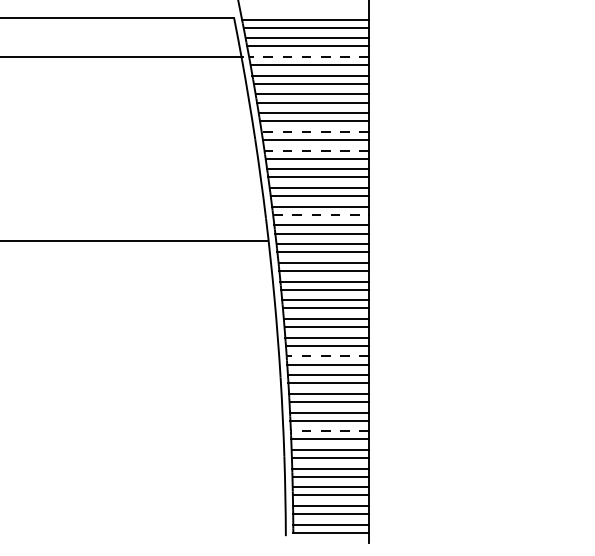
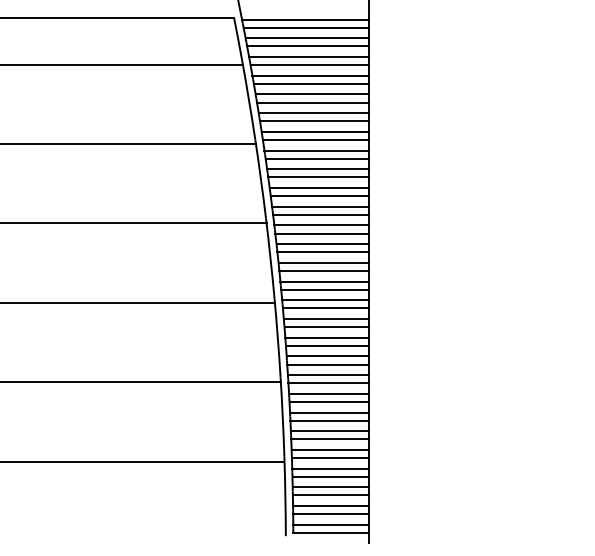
line position: (122, 56) -> (122, 64) (122, 64)
line: dashed -> solid (309, 57)
line: dashed -> solid (315, 131)
line: none -> present (128, 144)
line: dashed -> solid (316, 150)
line: dashed -> solid (321, 214)
line position: (134, 241) -> (134, 223) (134, 223)
line: none -> present (138, 302)
line: dashed -> solid (327, 356)
line: none -> present (141, 382)
line: dashed -> solid (329, 431)
line: none -> present (143, 461)
